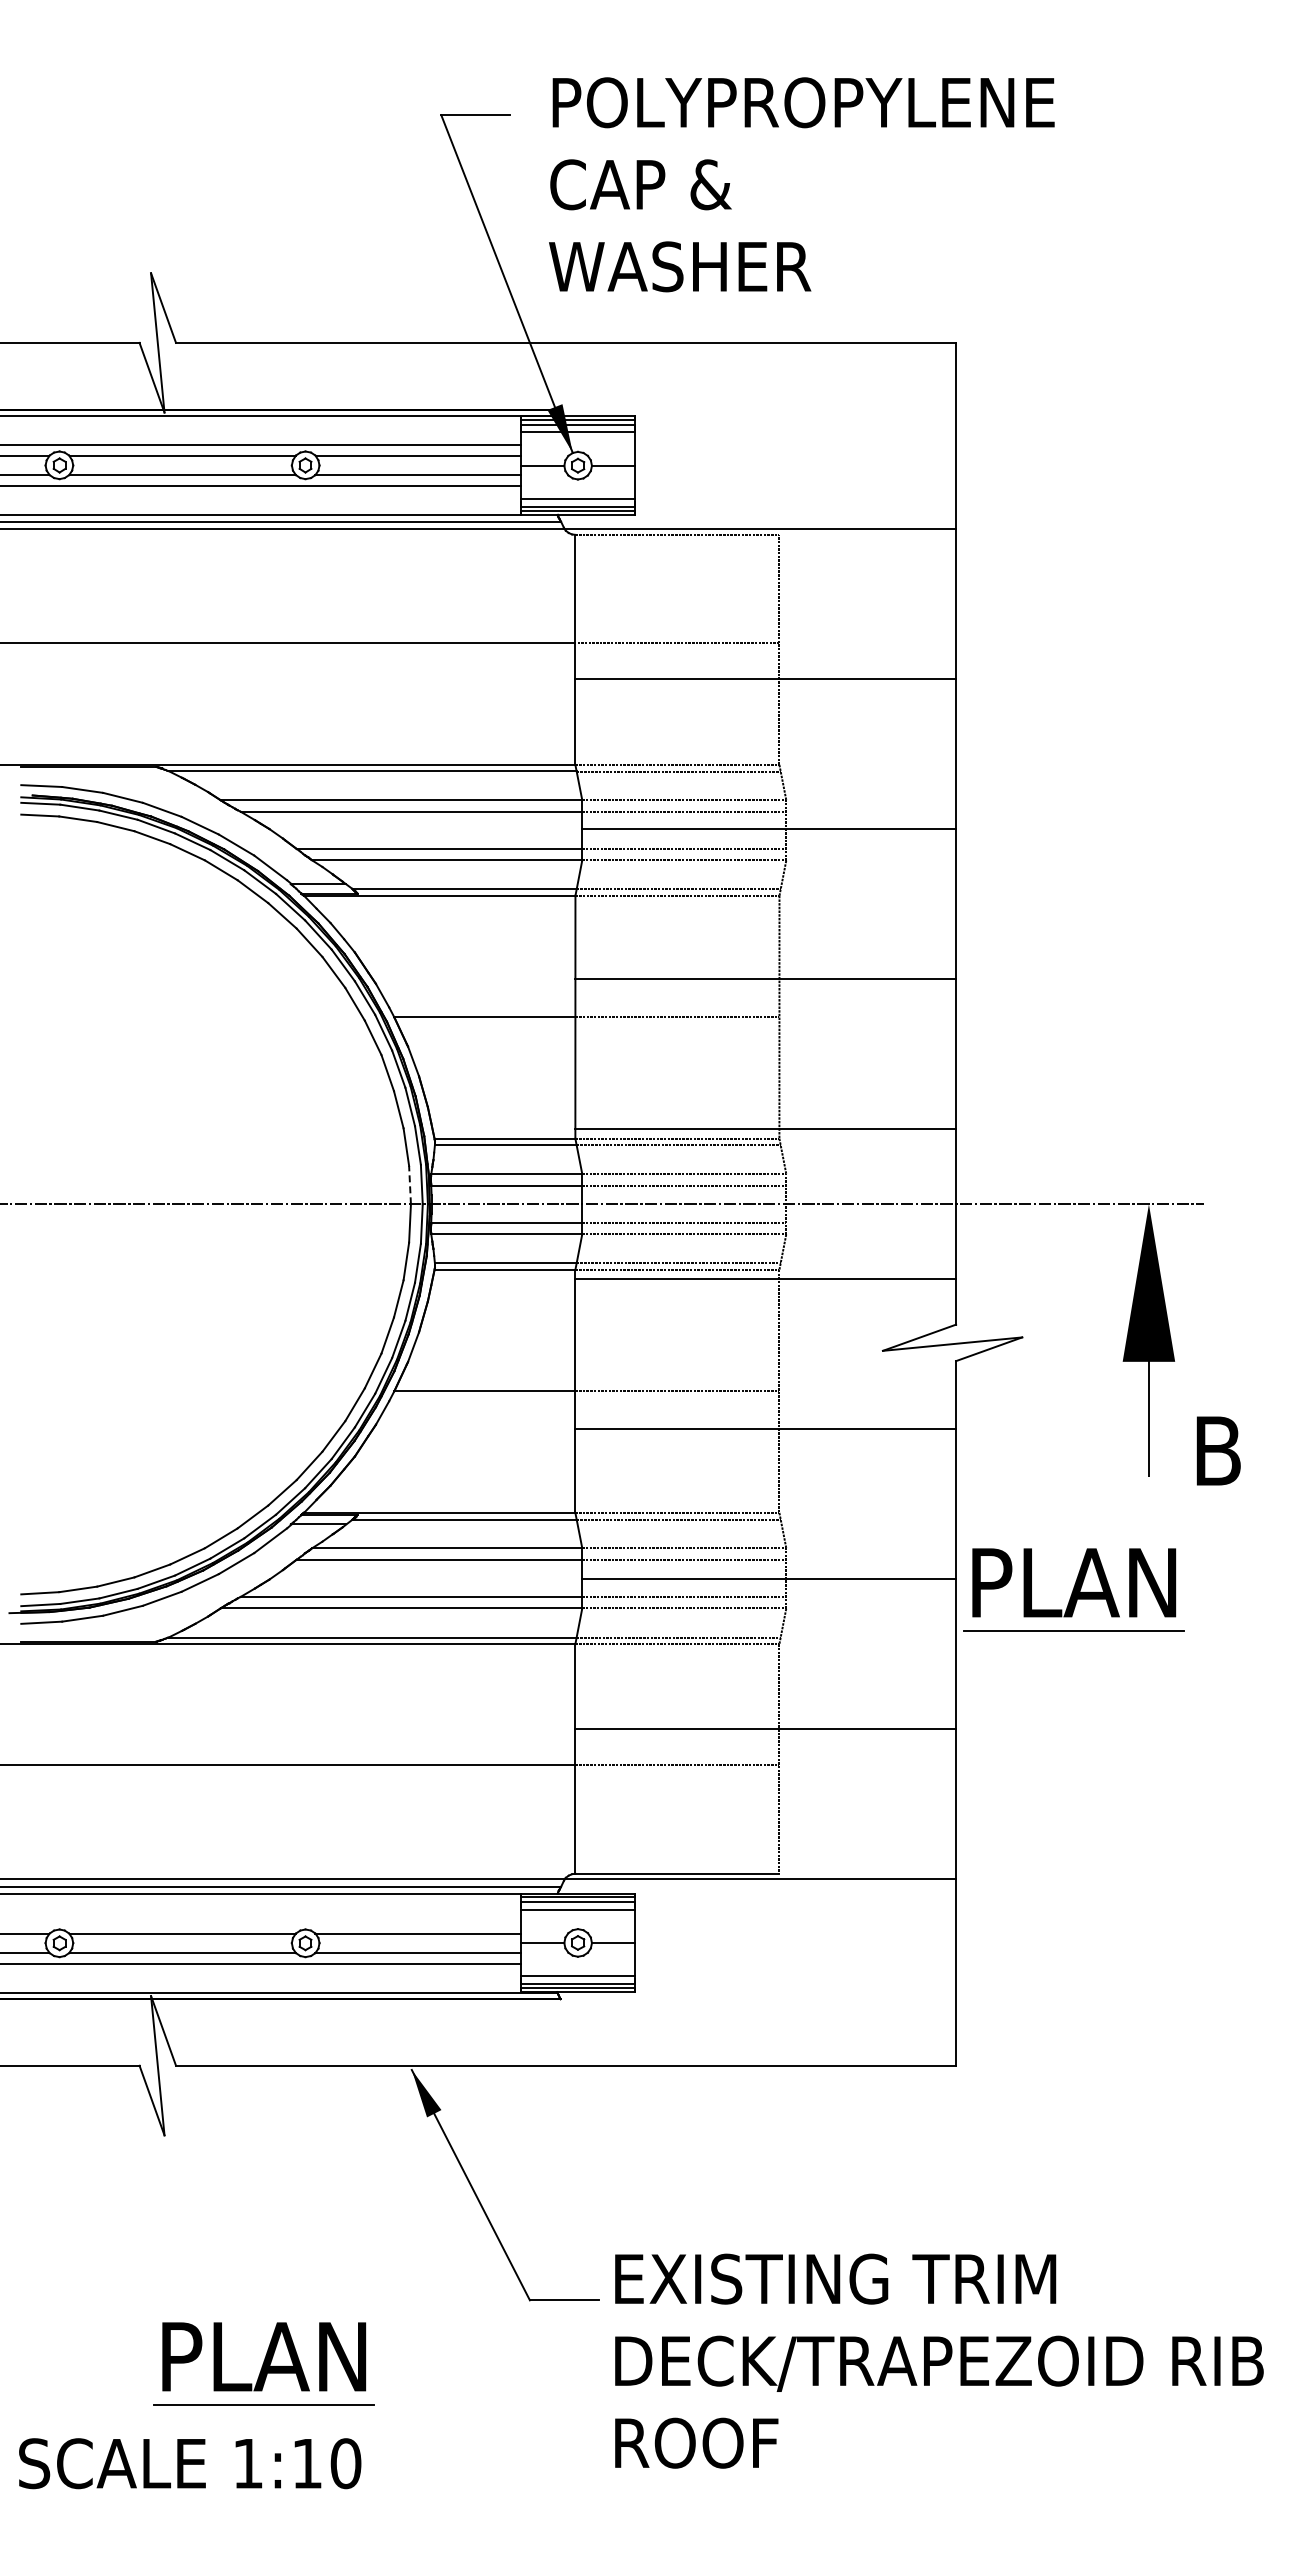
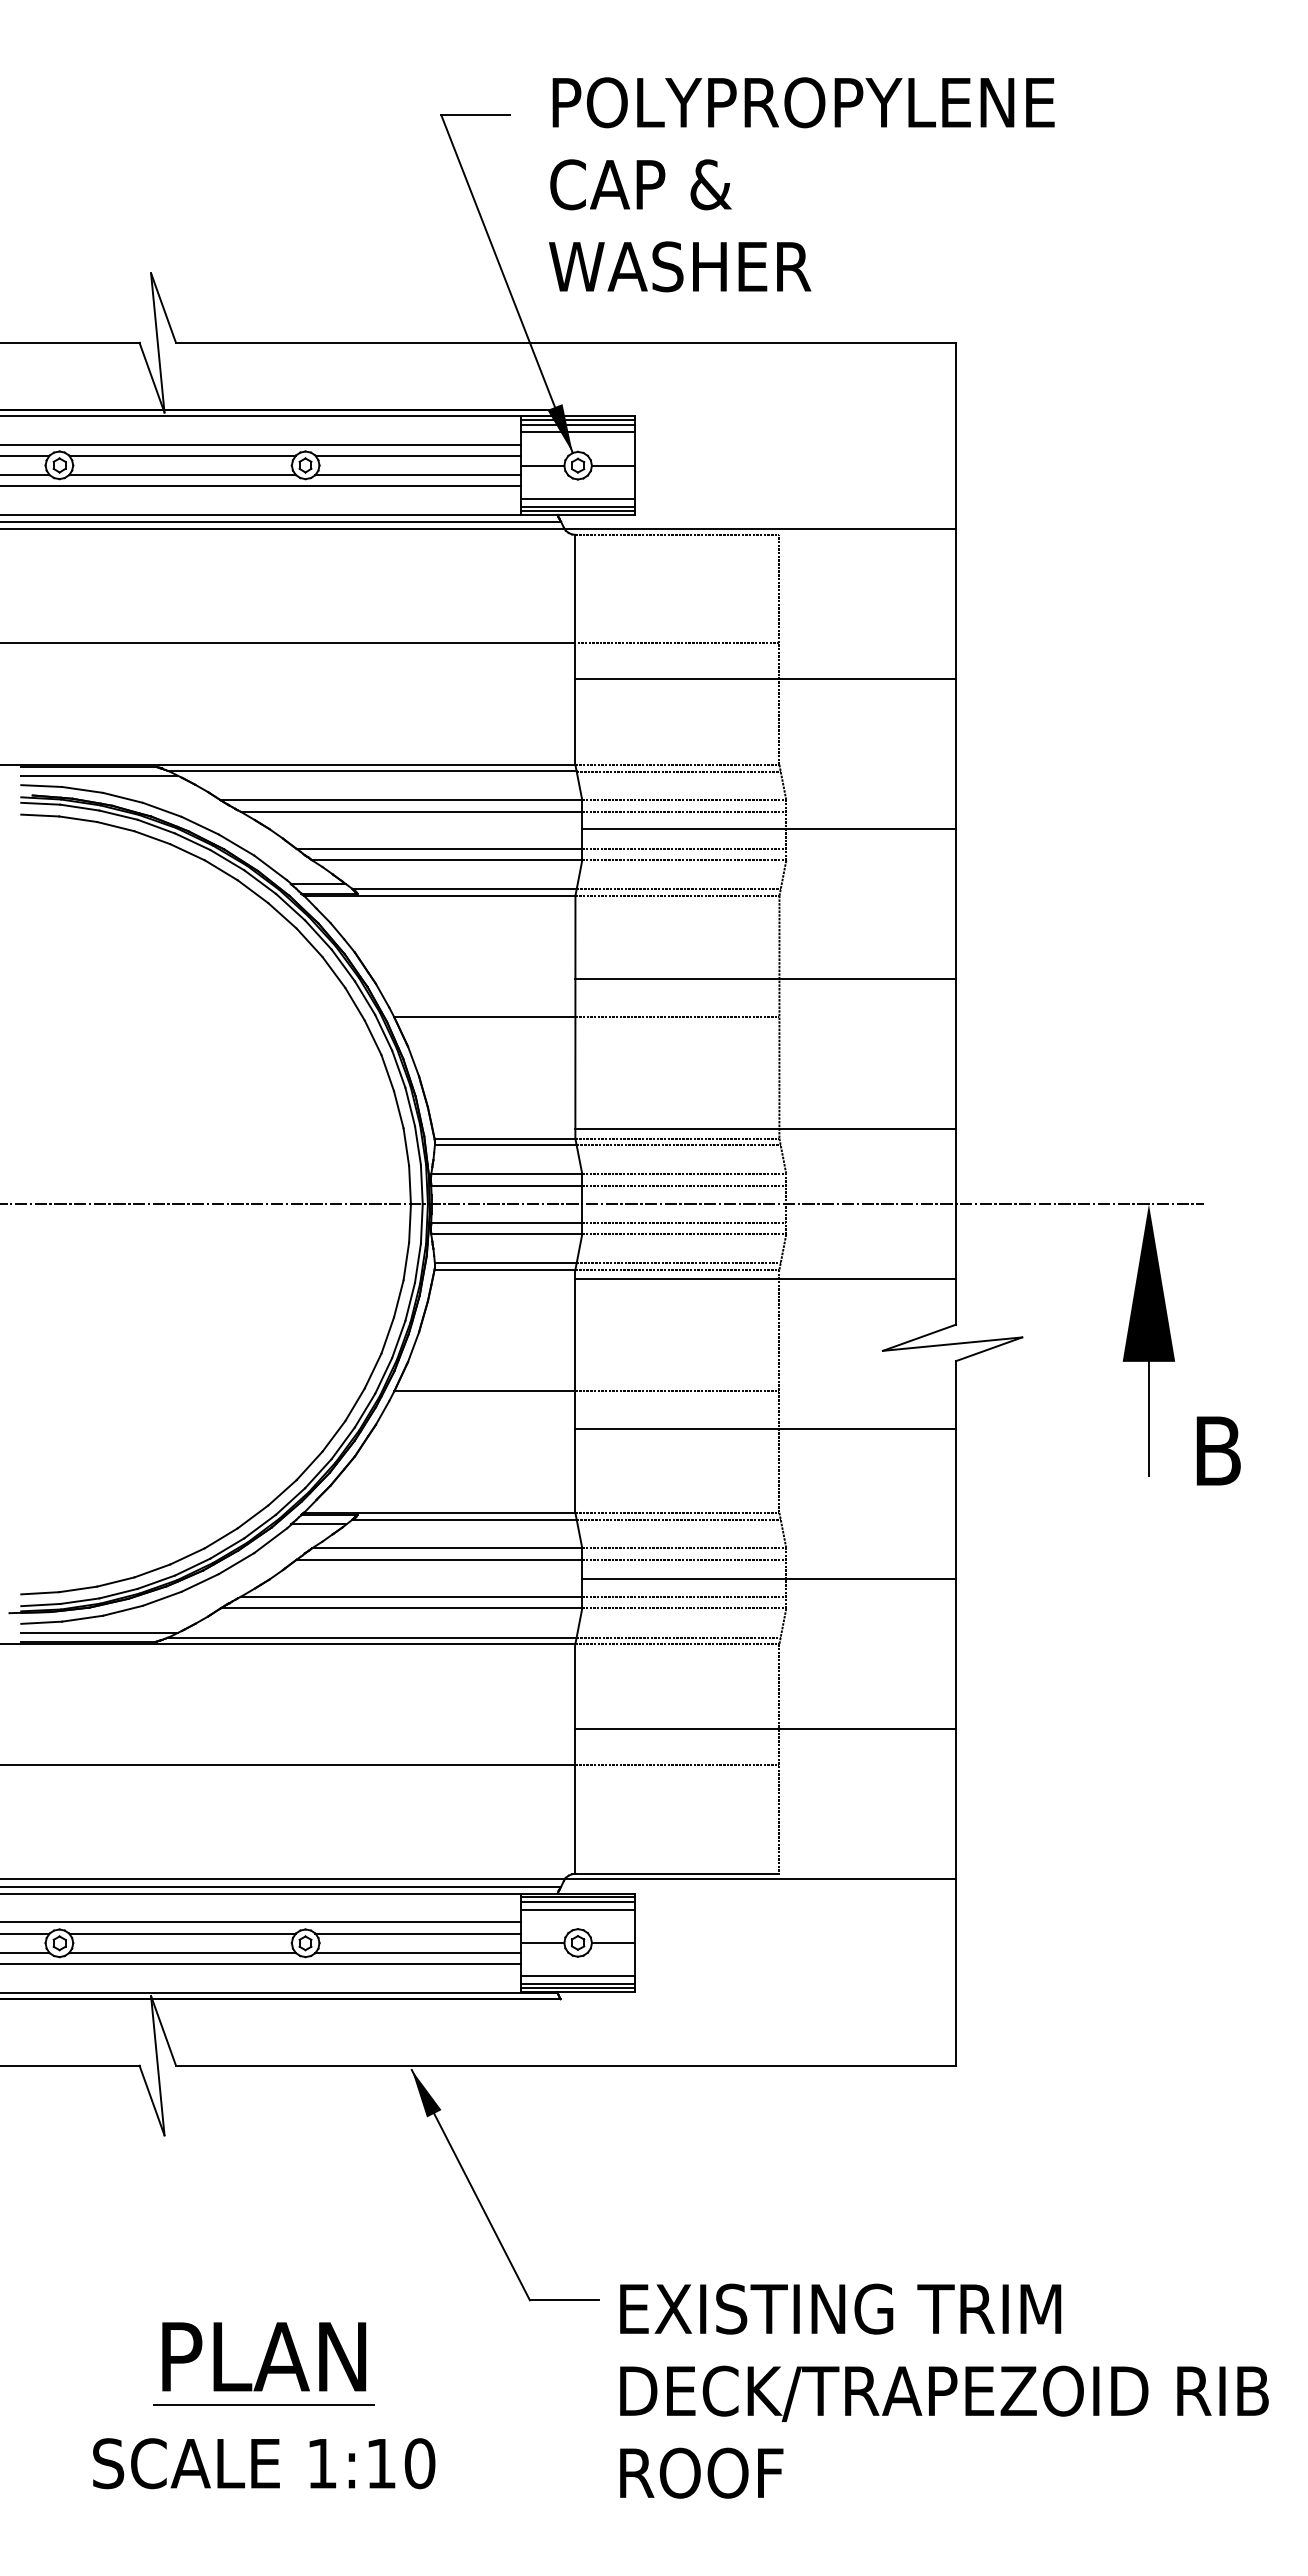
line: none -> present (99, 775)
line: dashed -> solid (410, 1184)
part: present -> none (1073, 1589)
line: none -> present (99, 1632)
line: none -> present (261, 1922)
text position: (939, 2360) -> (944, 2390) (944, 2390)
text position: (190, 2463) -> (264, 2463) (264, 2463)
